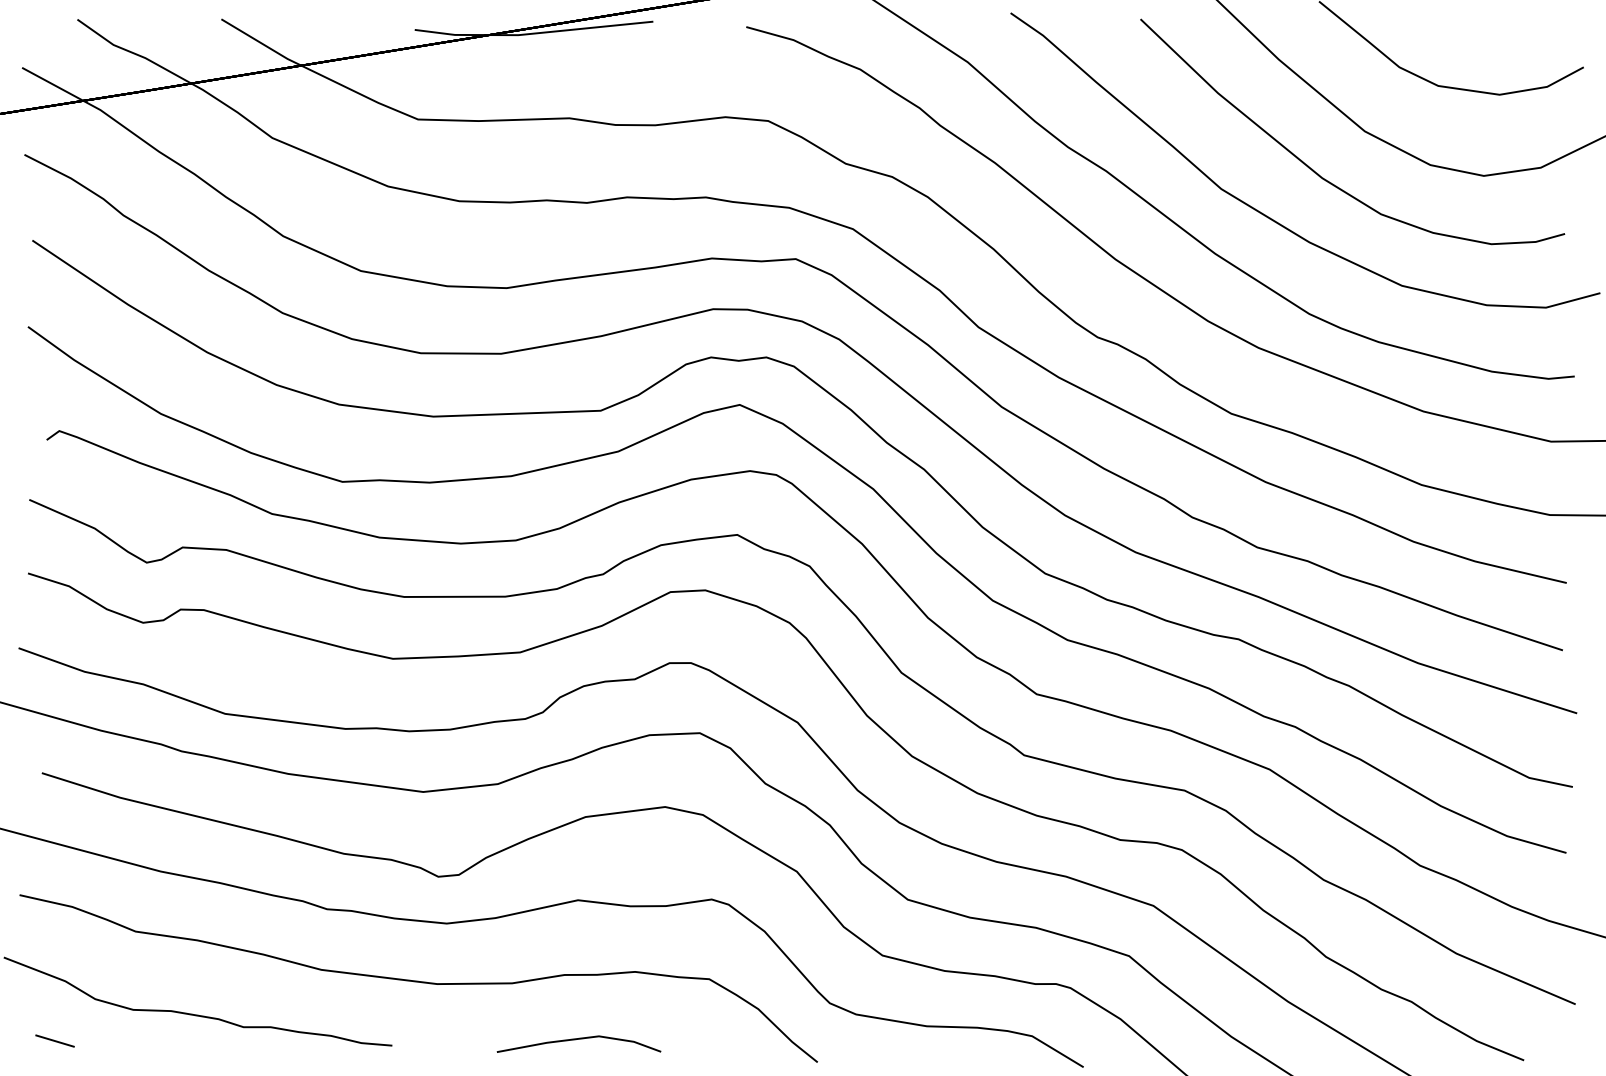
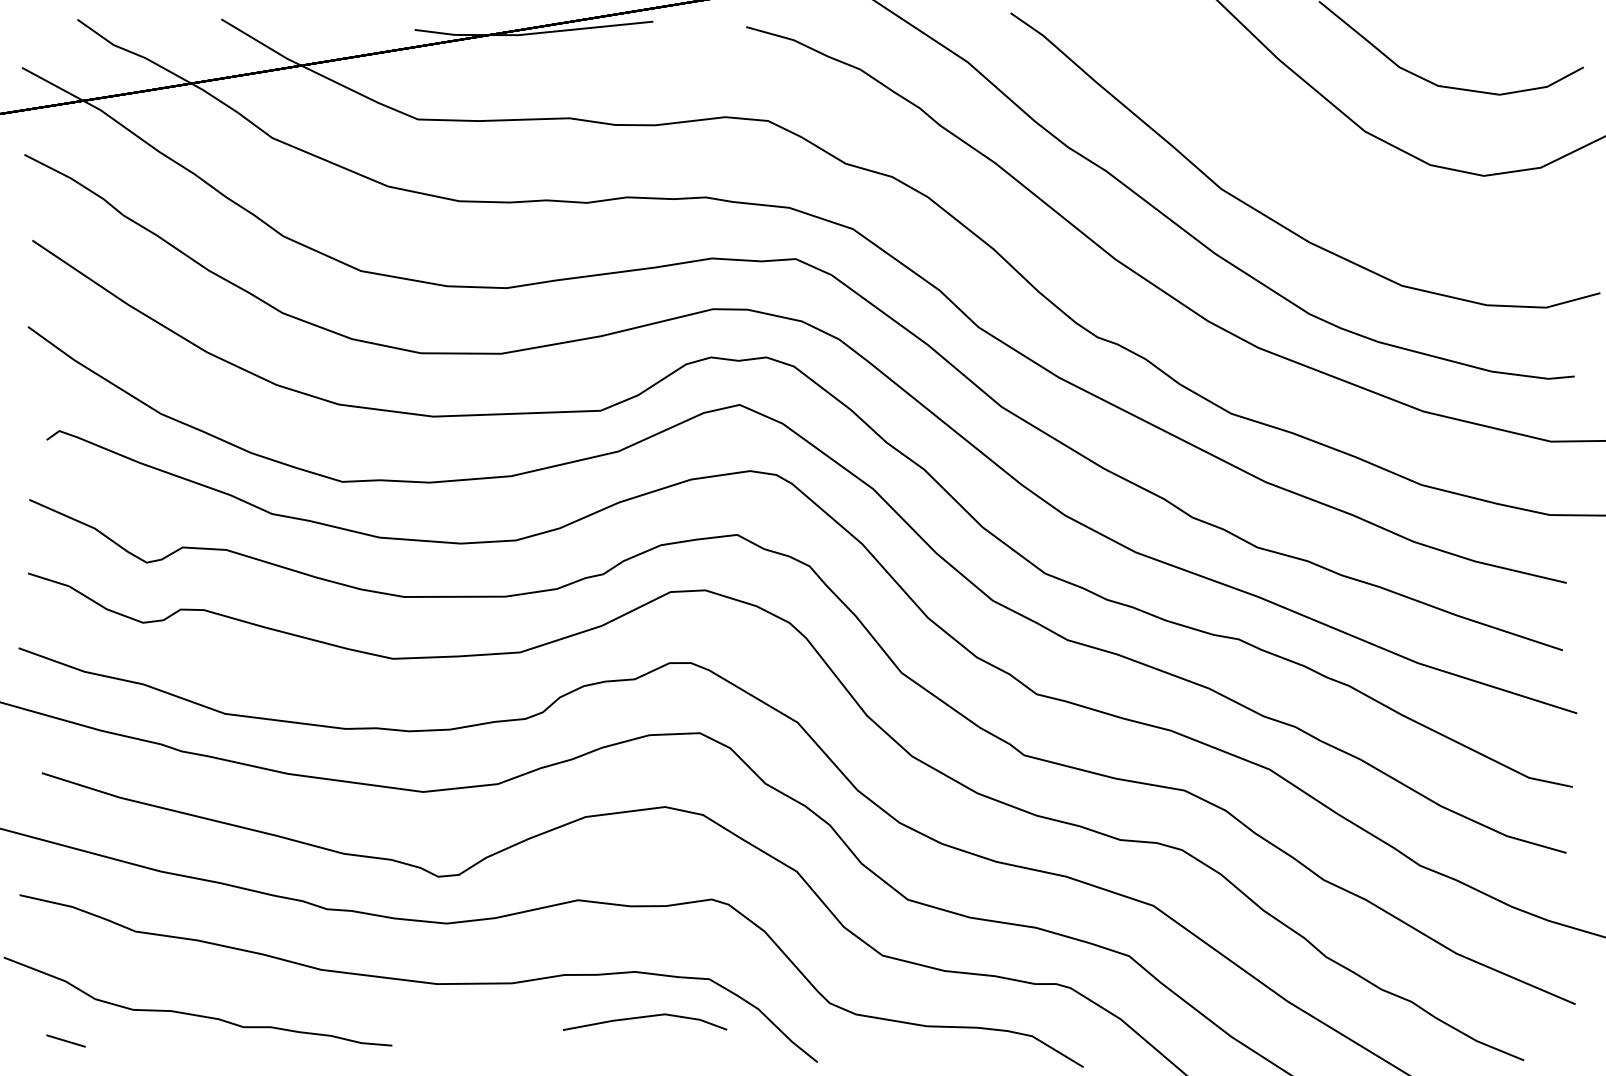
curve: present -> none (1318, 173)
line position: (578, 1039) -> (644, 1017) (644, 1017)
line position: (54, 1040) -> (65, 1040) (65, 1040)
